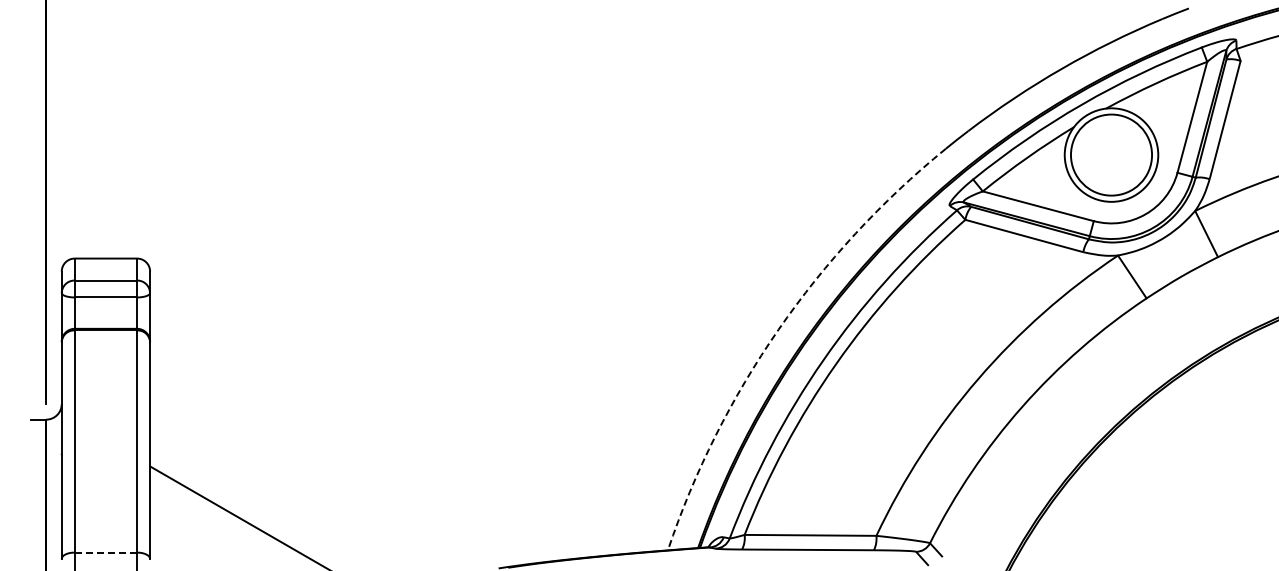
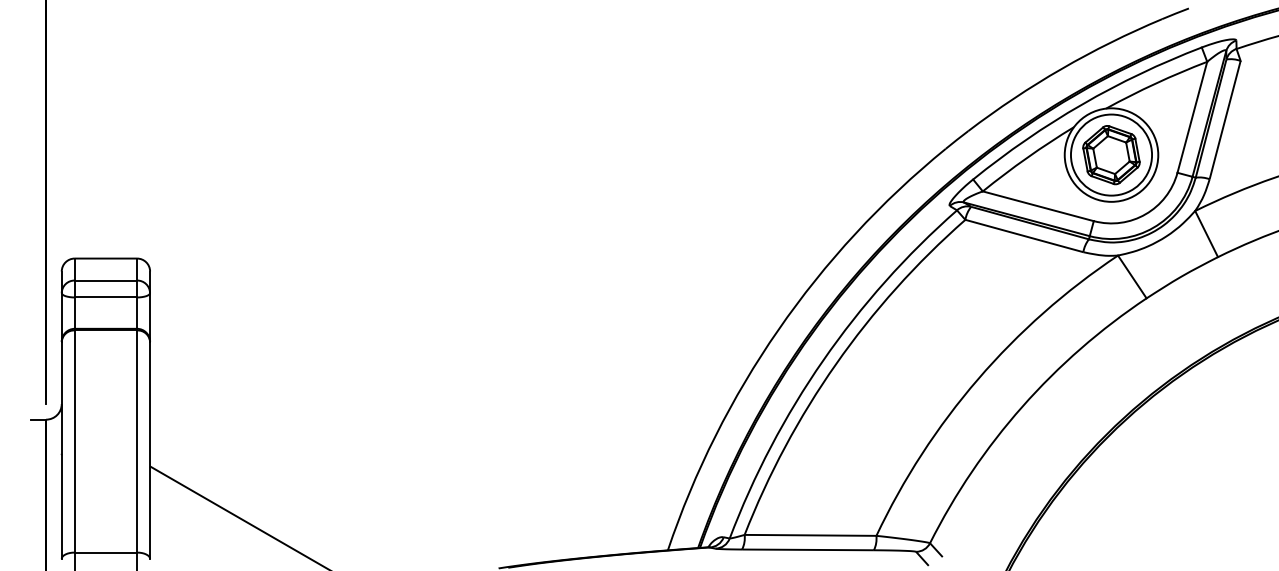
part: none -> present (1111, 155)
arc: dashed -> solid (778, 329)
line: dashed -> solid (106, 552)
